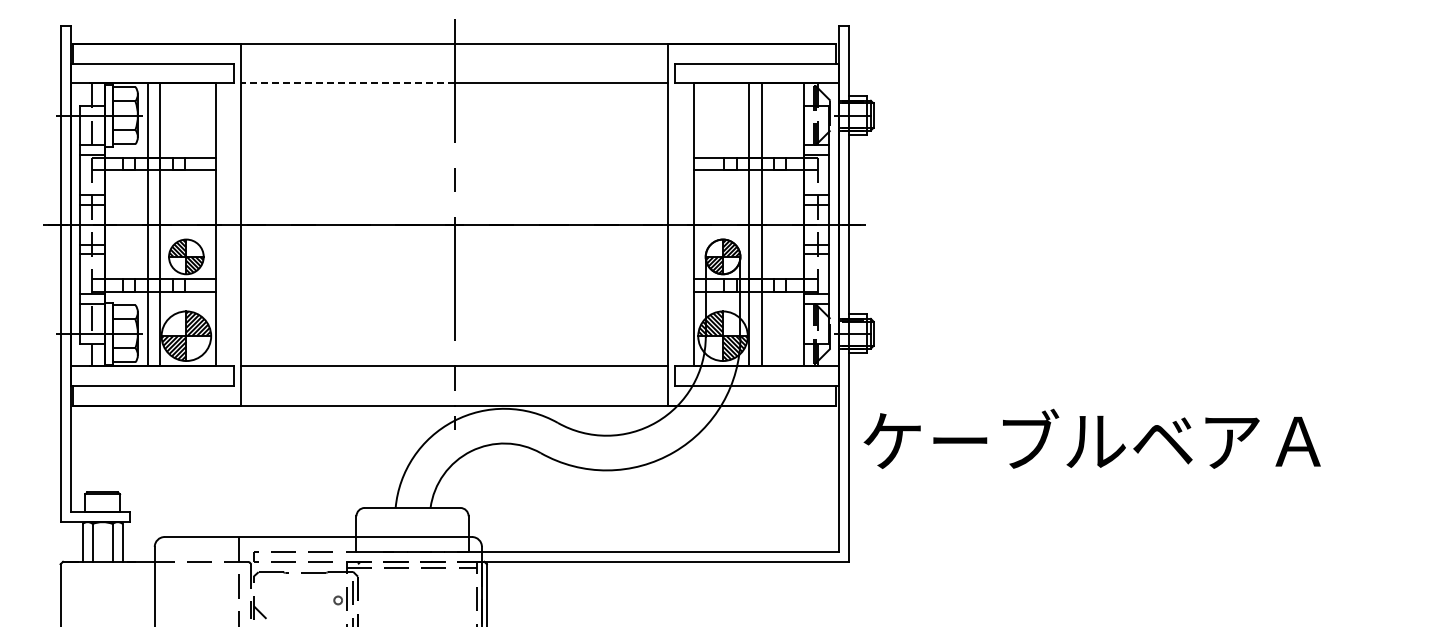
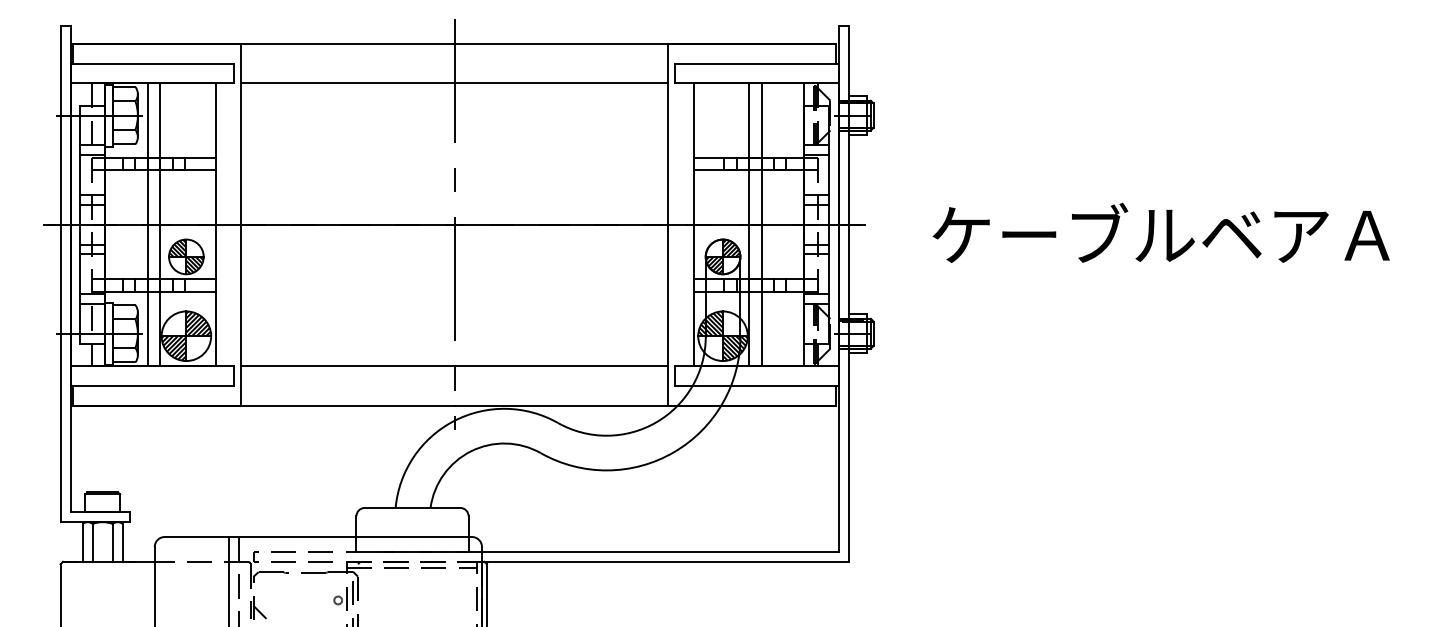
line: dashed -> solid (347, 83)
text position: (1091, 438) -> (1160, 232) (1160, 232)
line: none -> present (229, 580)
